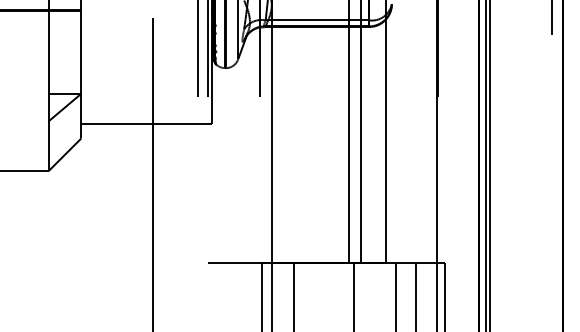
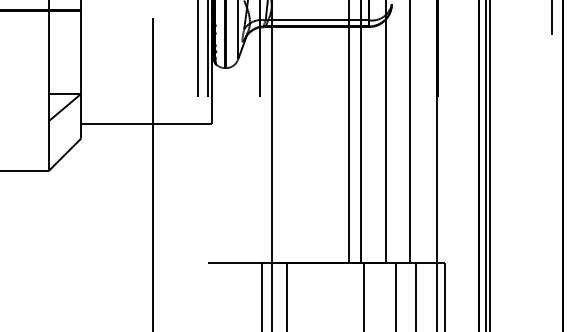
line: none -> present (409, 132)
line position: (294, 295) -> (287, 295) (287, 295)
line position: (354, 295) -> (364, 295) (364, 295)
